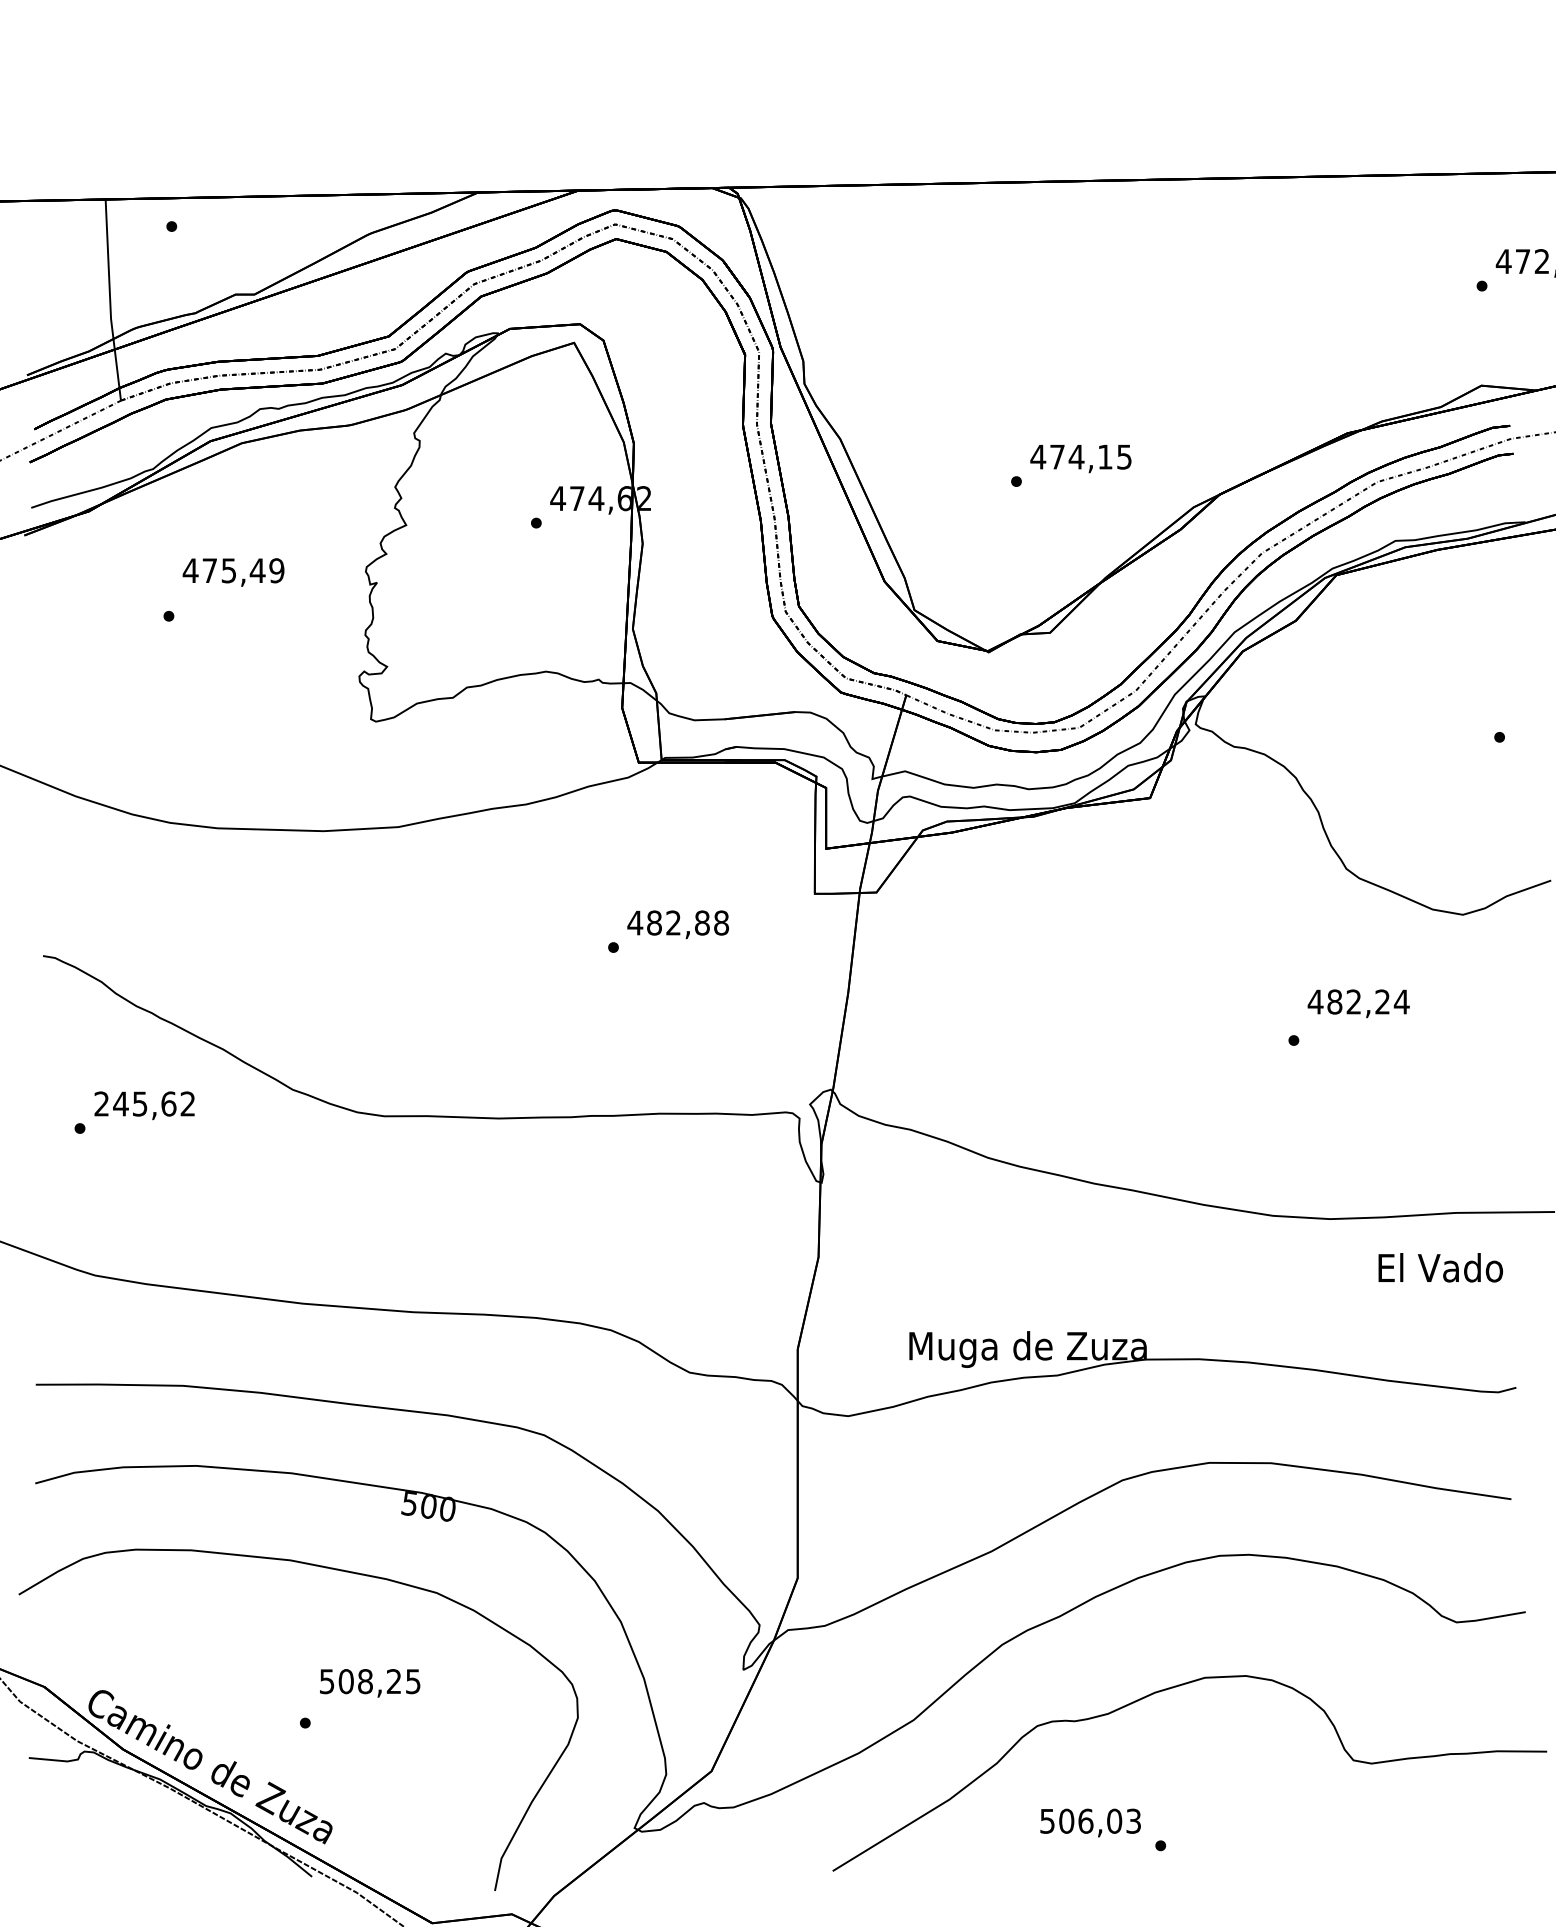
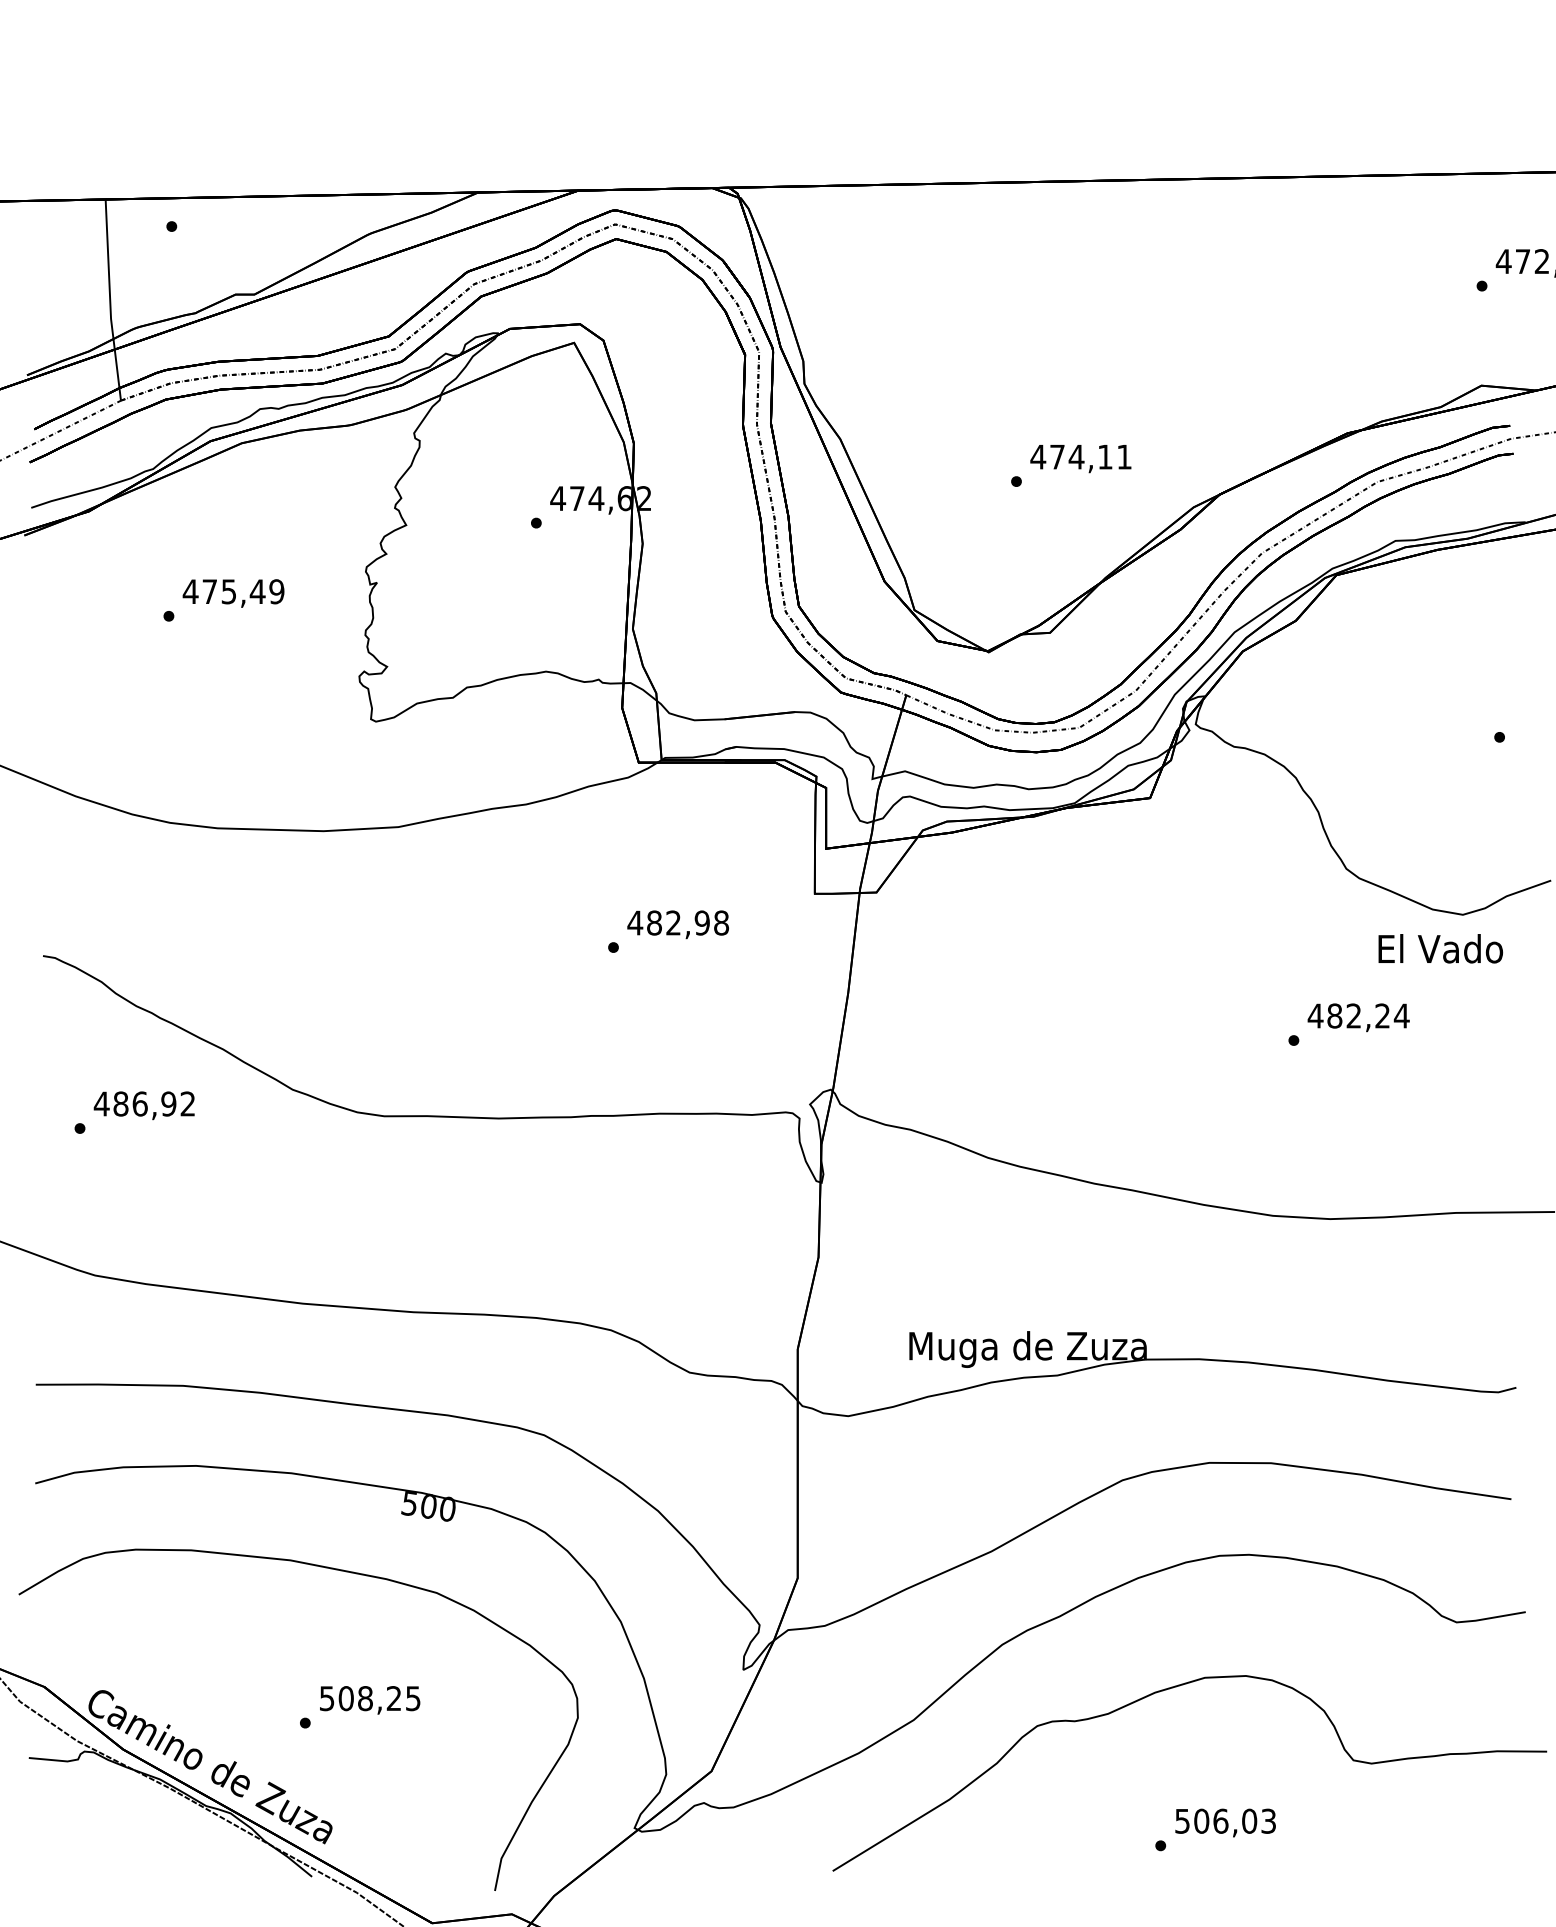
text: 474,15 -> 474,11 (1124, 456)
text position: (233, 572) -> (233, 593) (233, 593)
text: 482,88 -> 482,98 (701, 922)
text position: (1358, 1003) -> (1358, 1017) (1358, 1017)
text: 245,62 -> 486,92 (134, 1103)
text position: (1440, 1267) -> (1440, 948) (1440, 948)
text position: (370, 1683) -> (370, 1700) (370, 1700)
text position: (1090, 1822) -> (1225, 1822) (1225, 1822)
